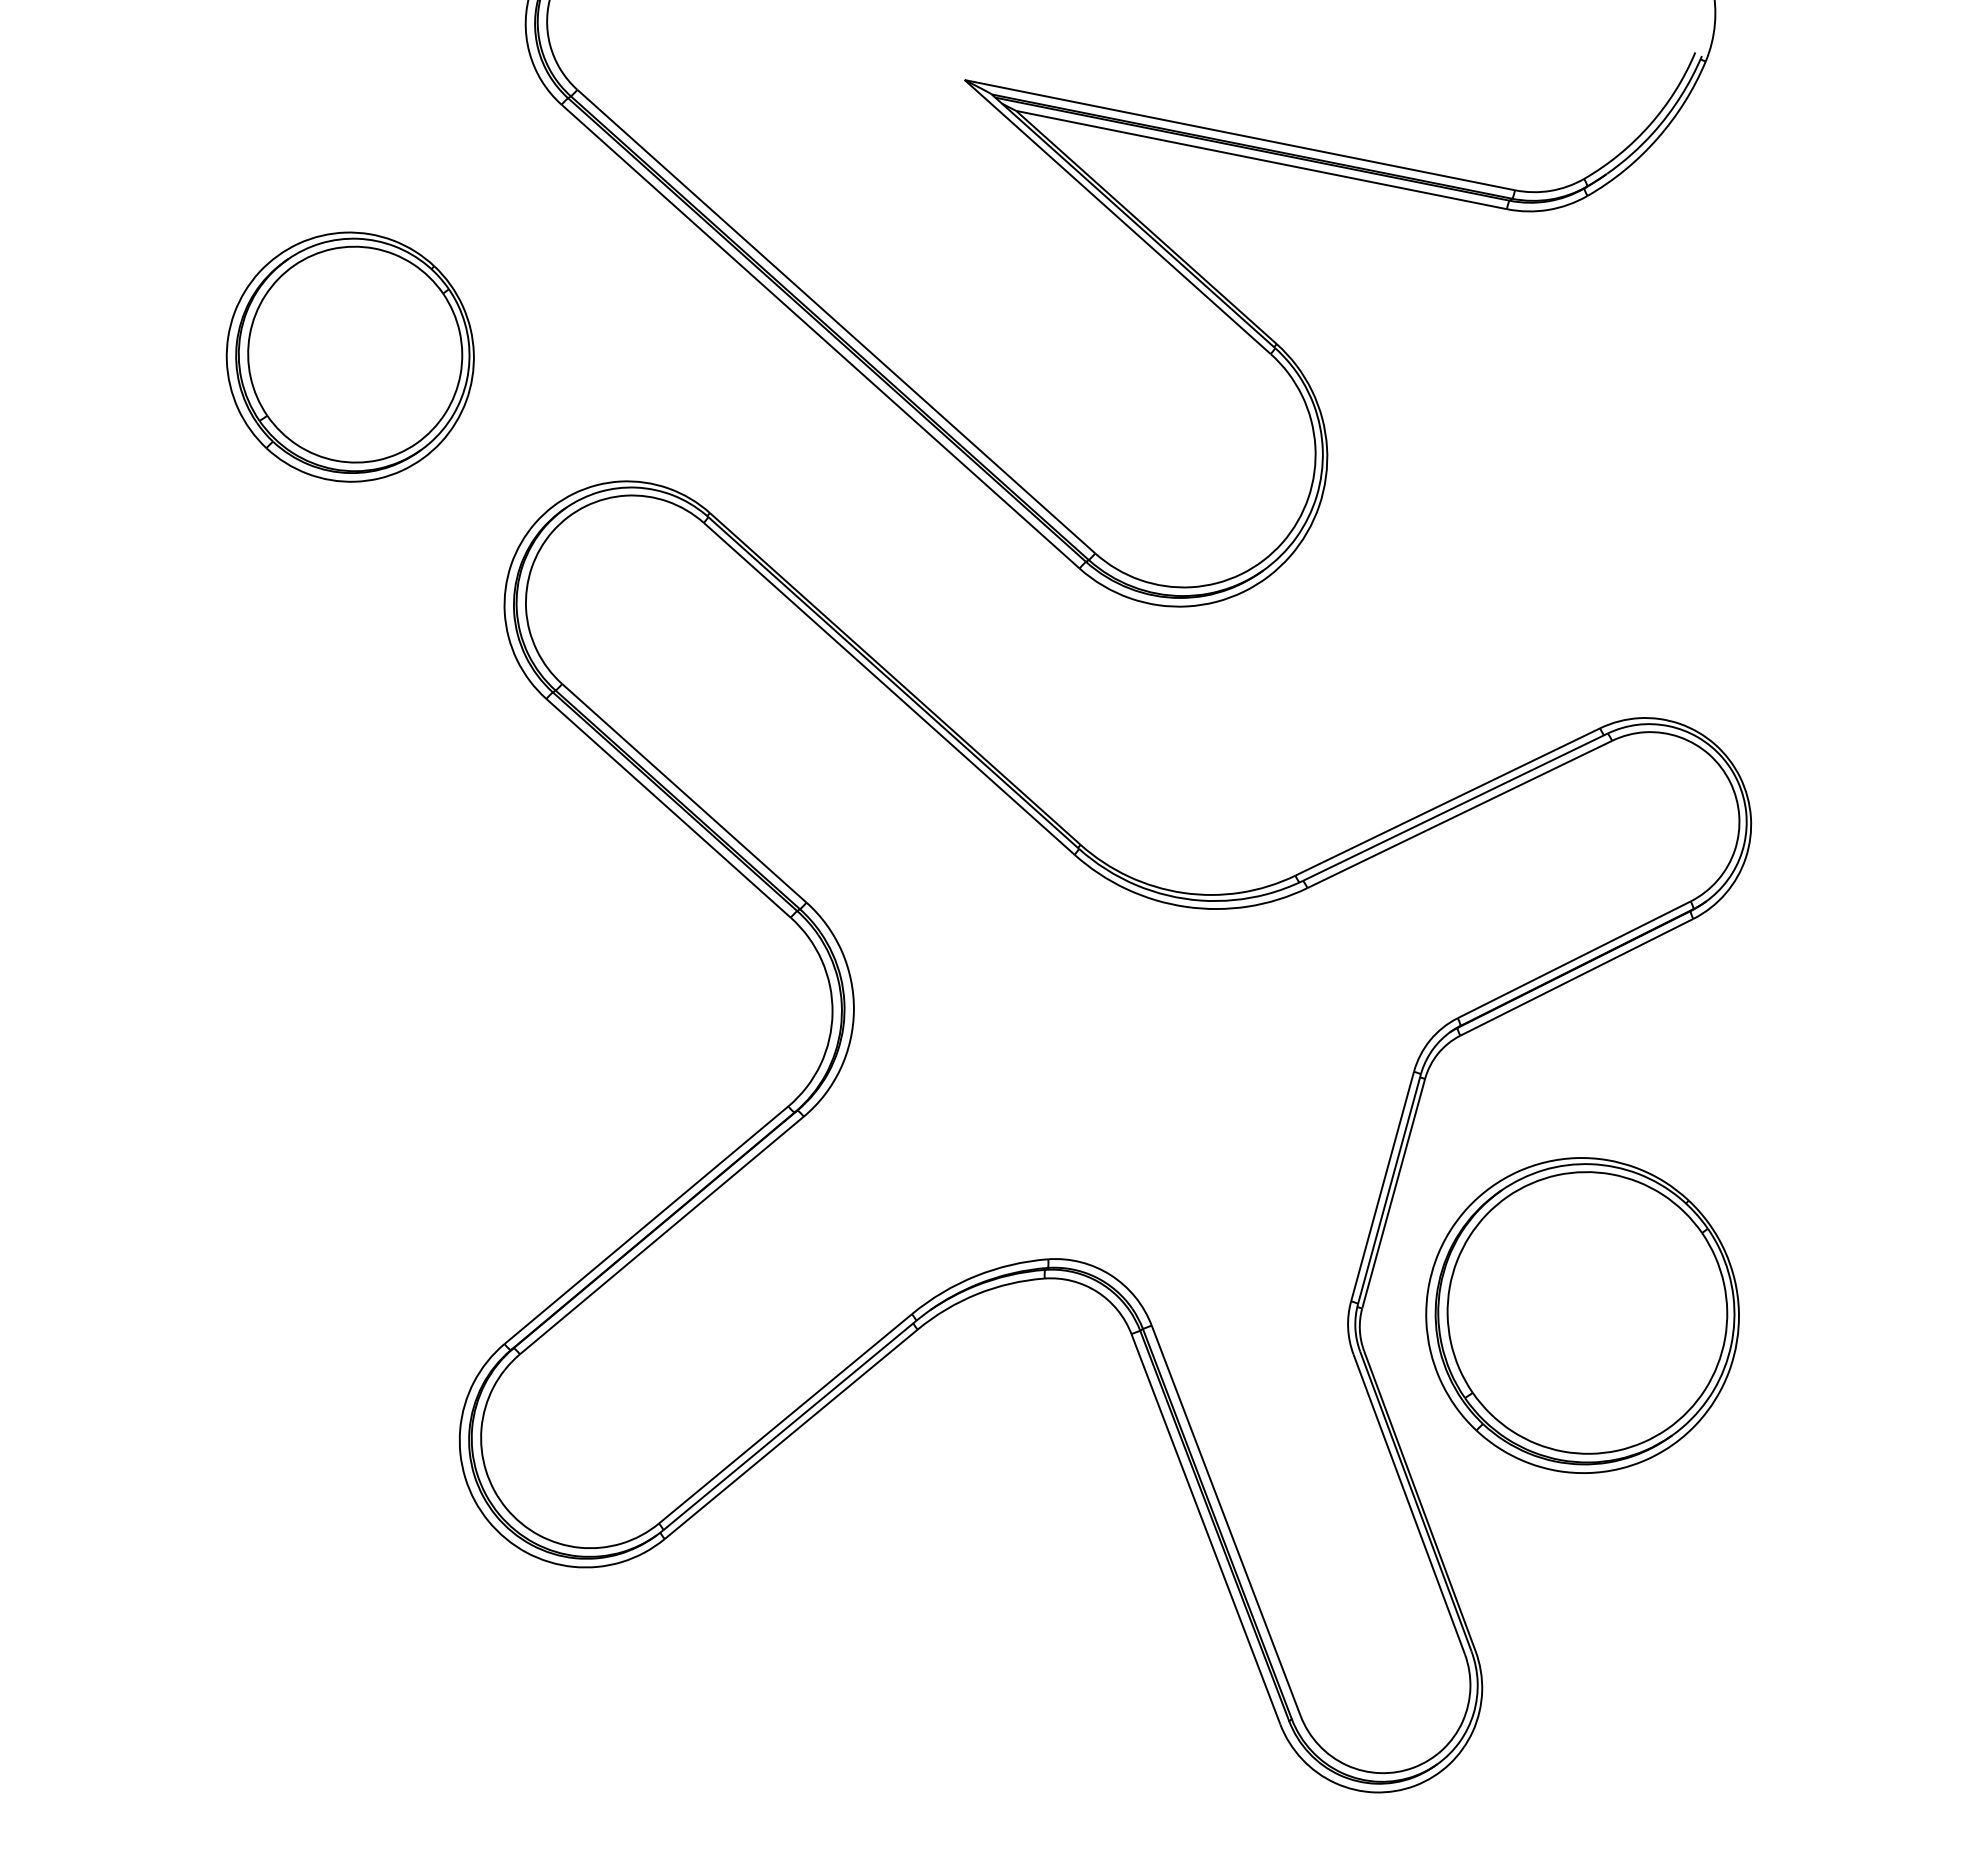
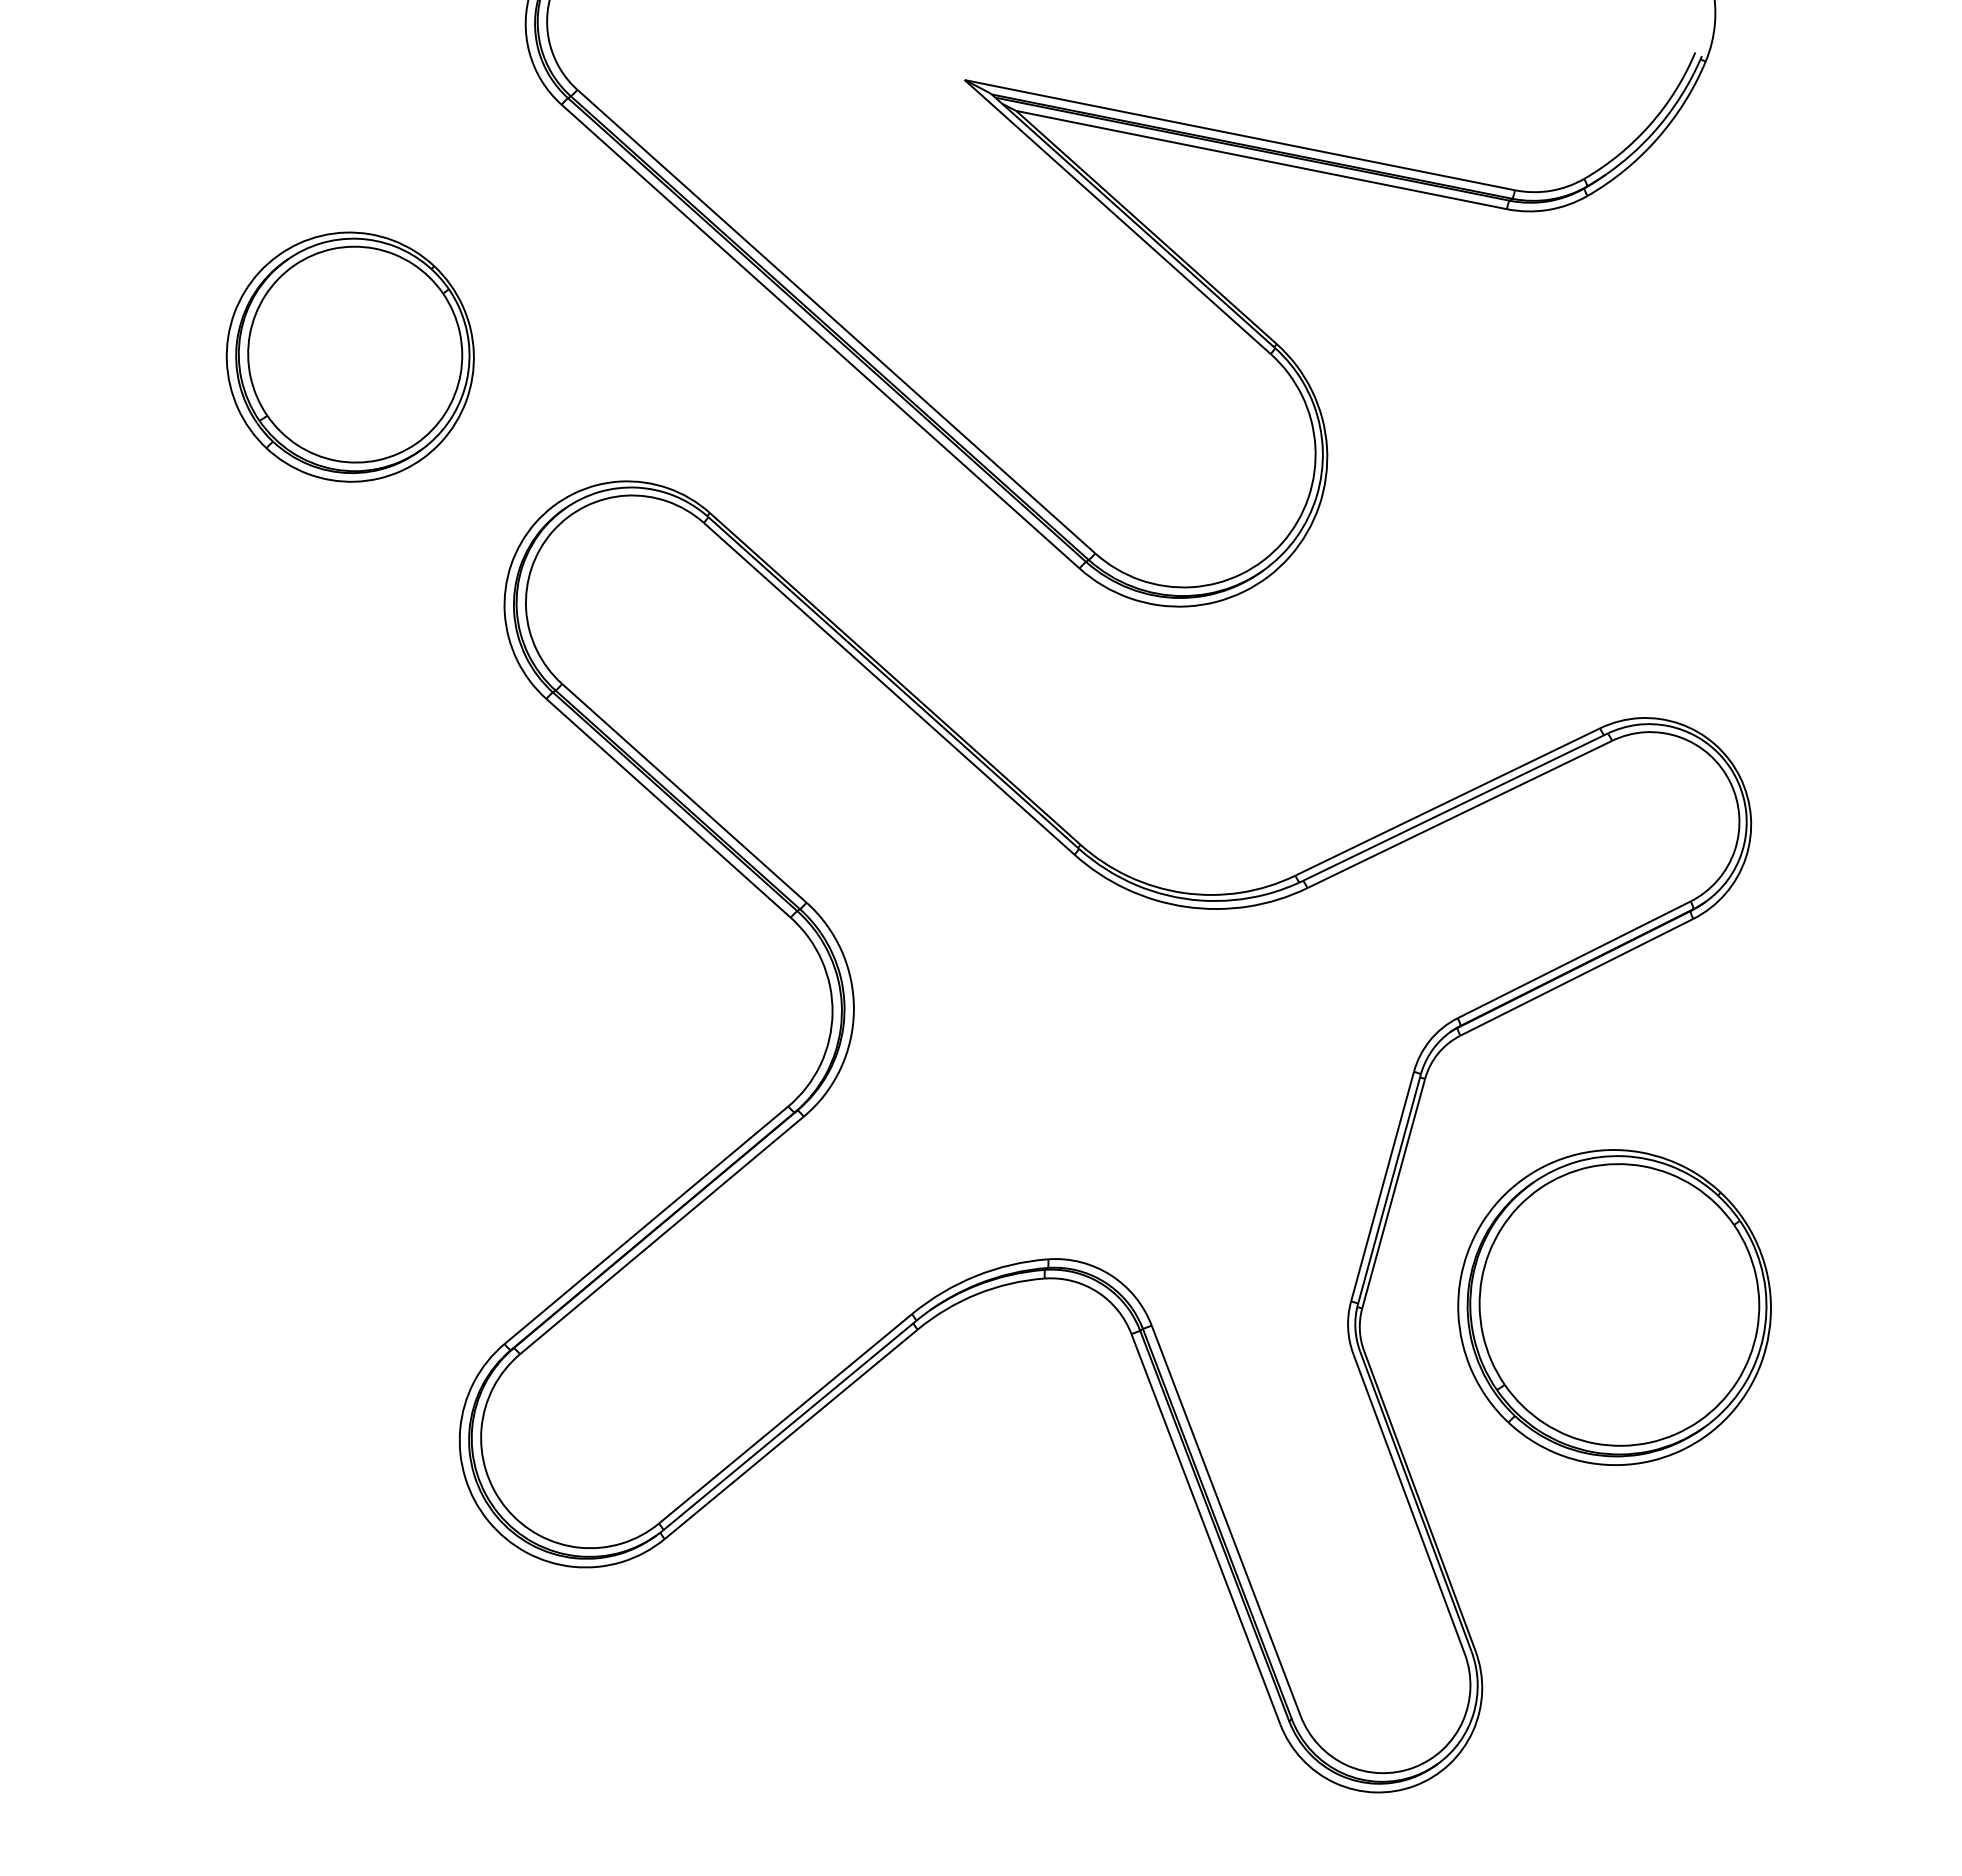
part position: (1582, 1315) -> (1614, 1307) (1614, 1307)
